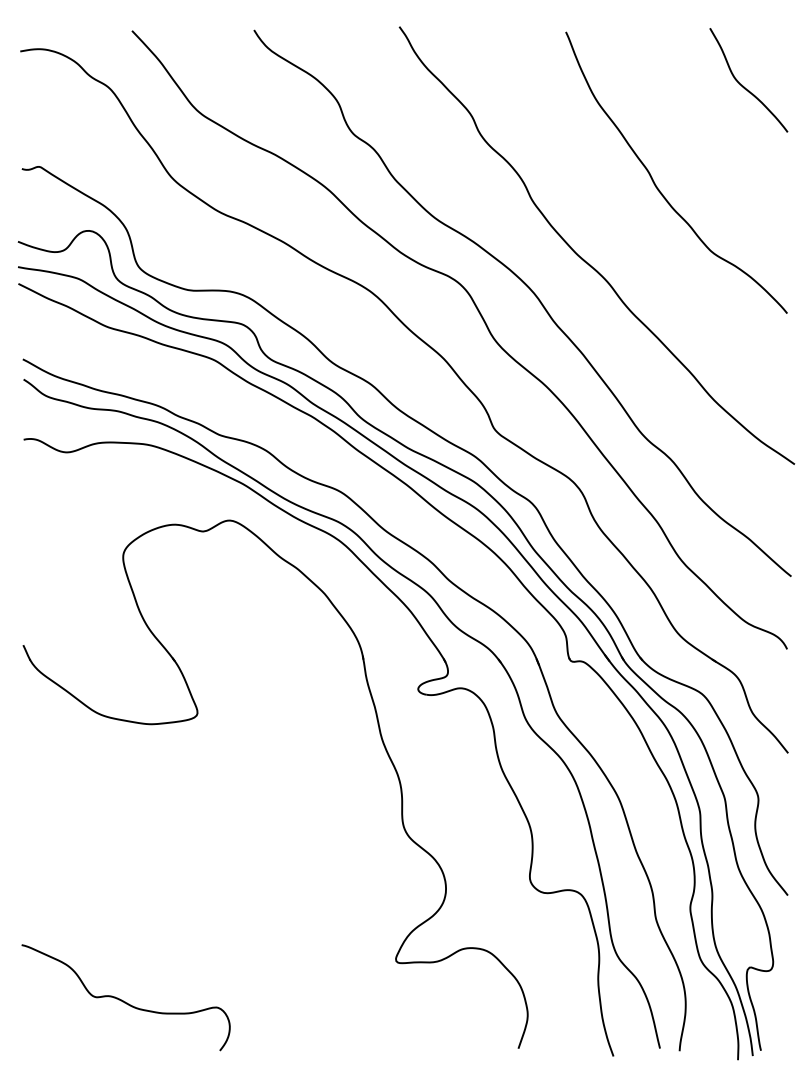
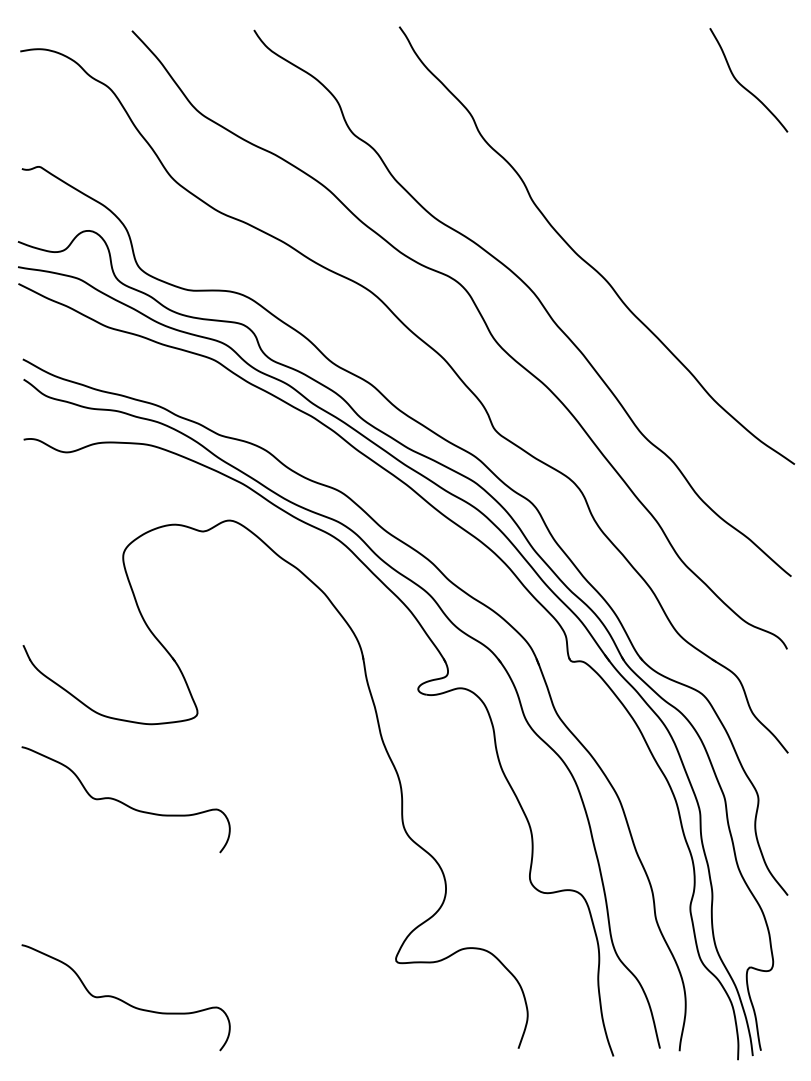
curve: present -> none (657, 186)
curve: none -> present (123, 802)
